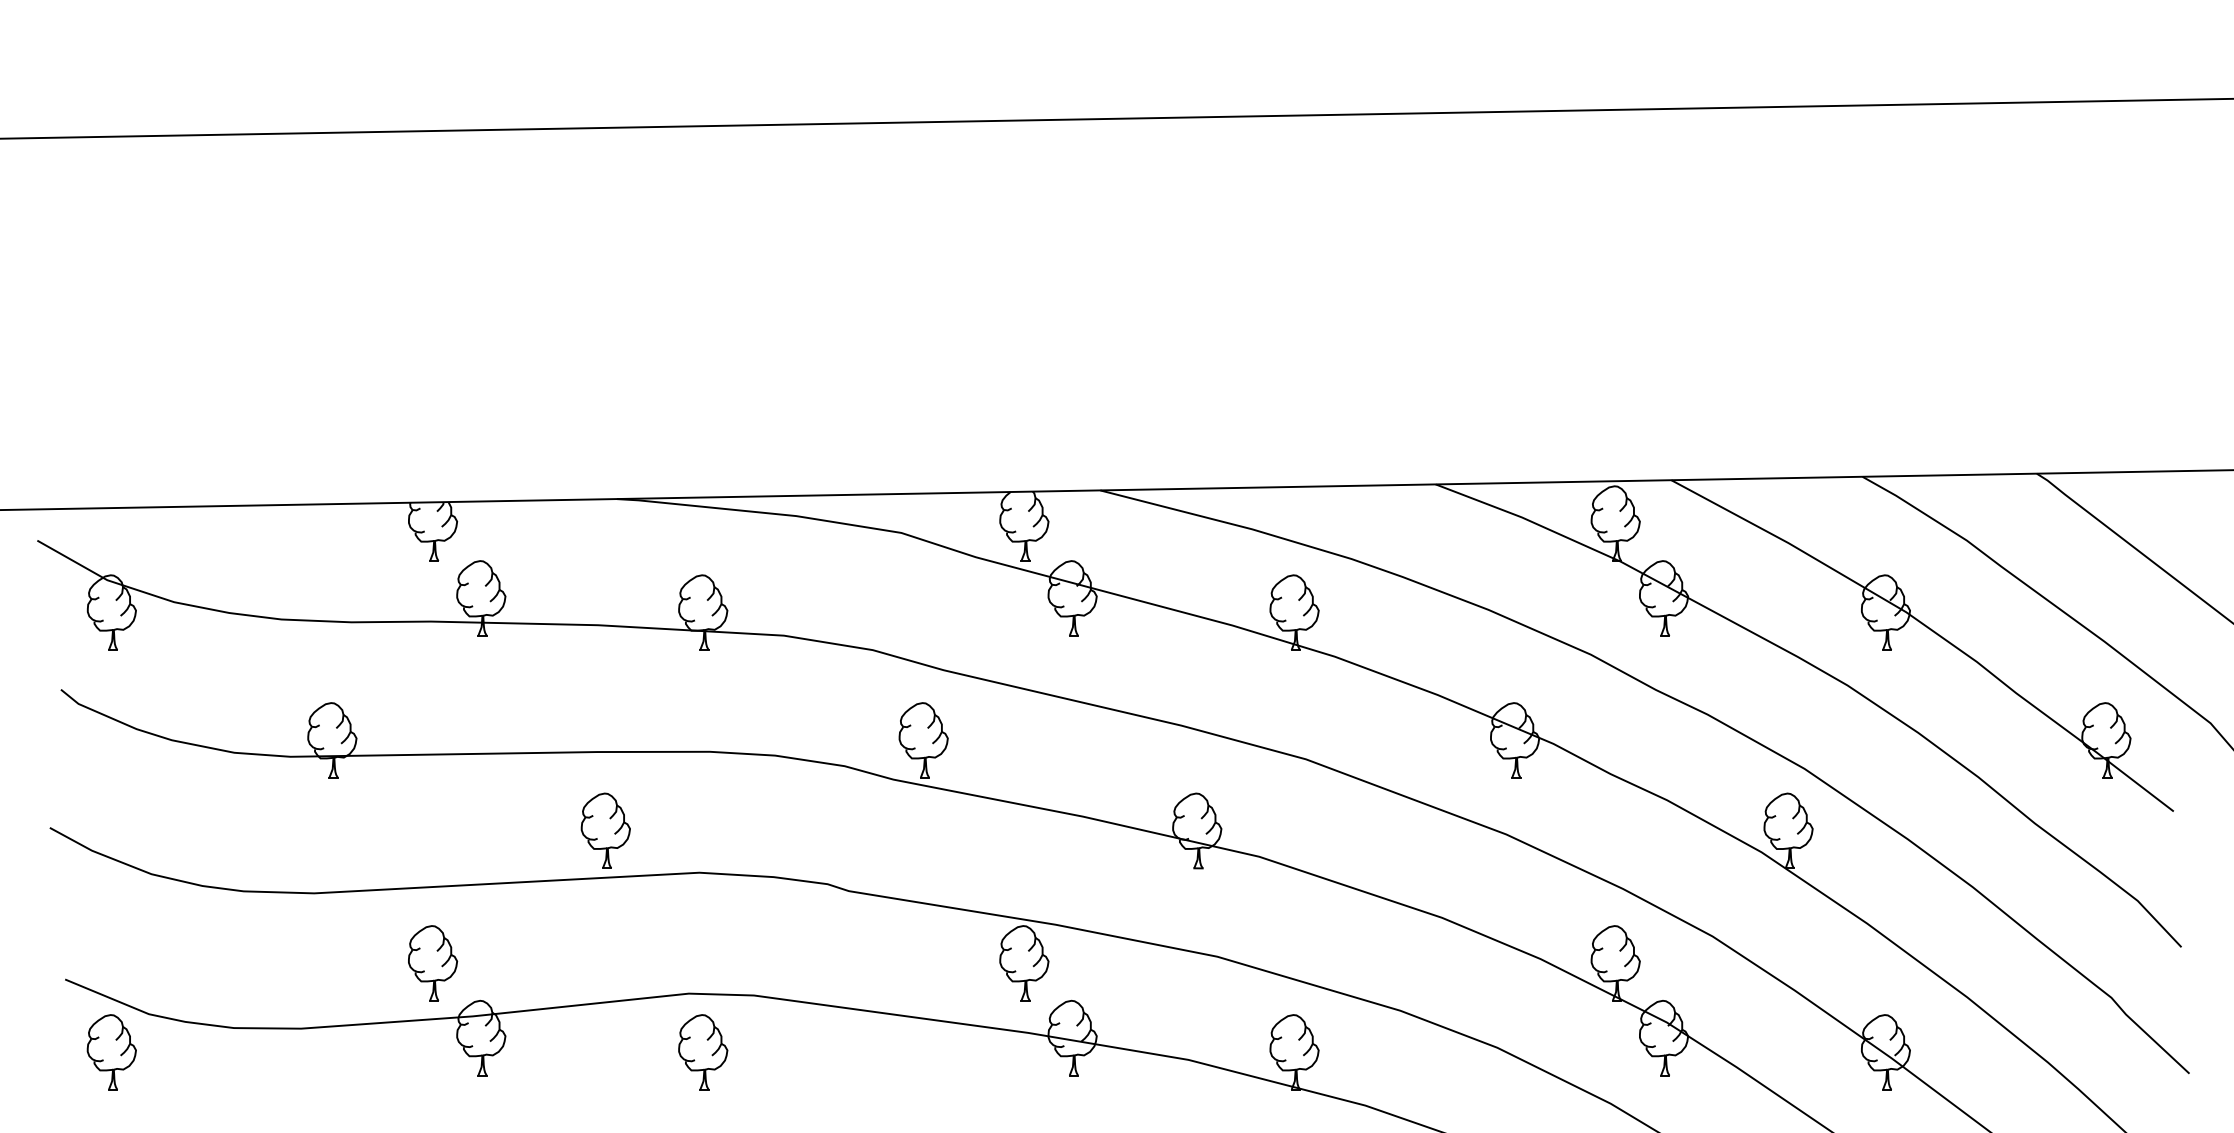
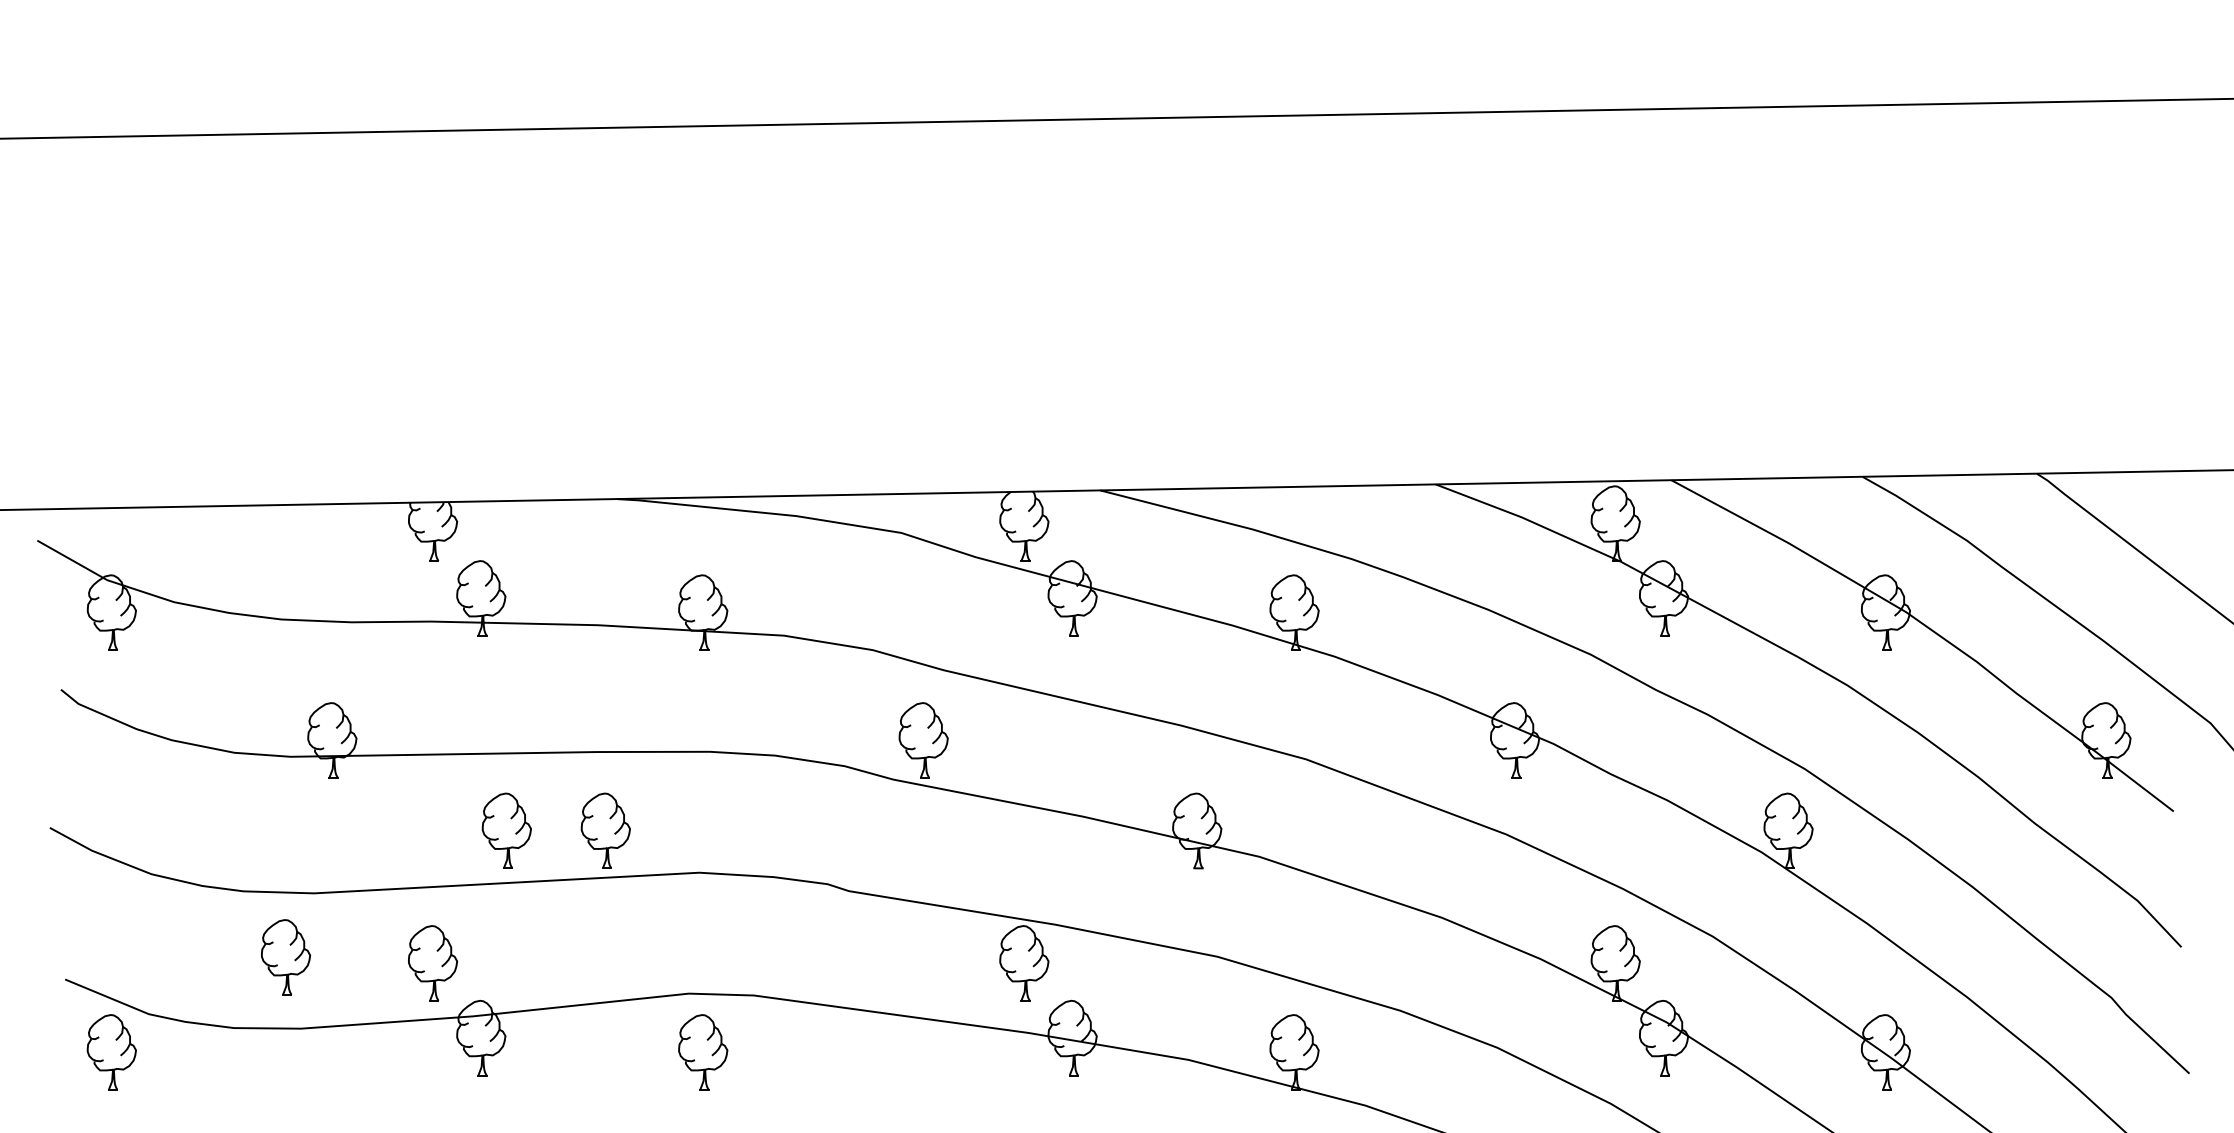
part: none -> present (506, 830)
part: none -> present (286, 957)
